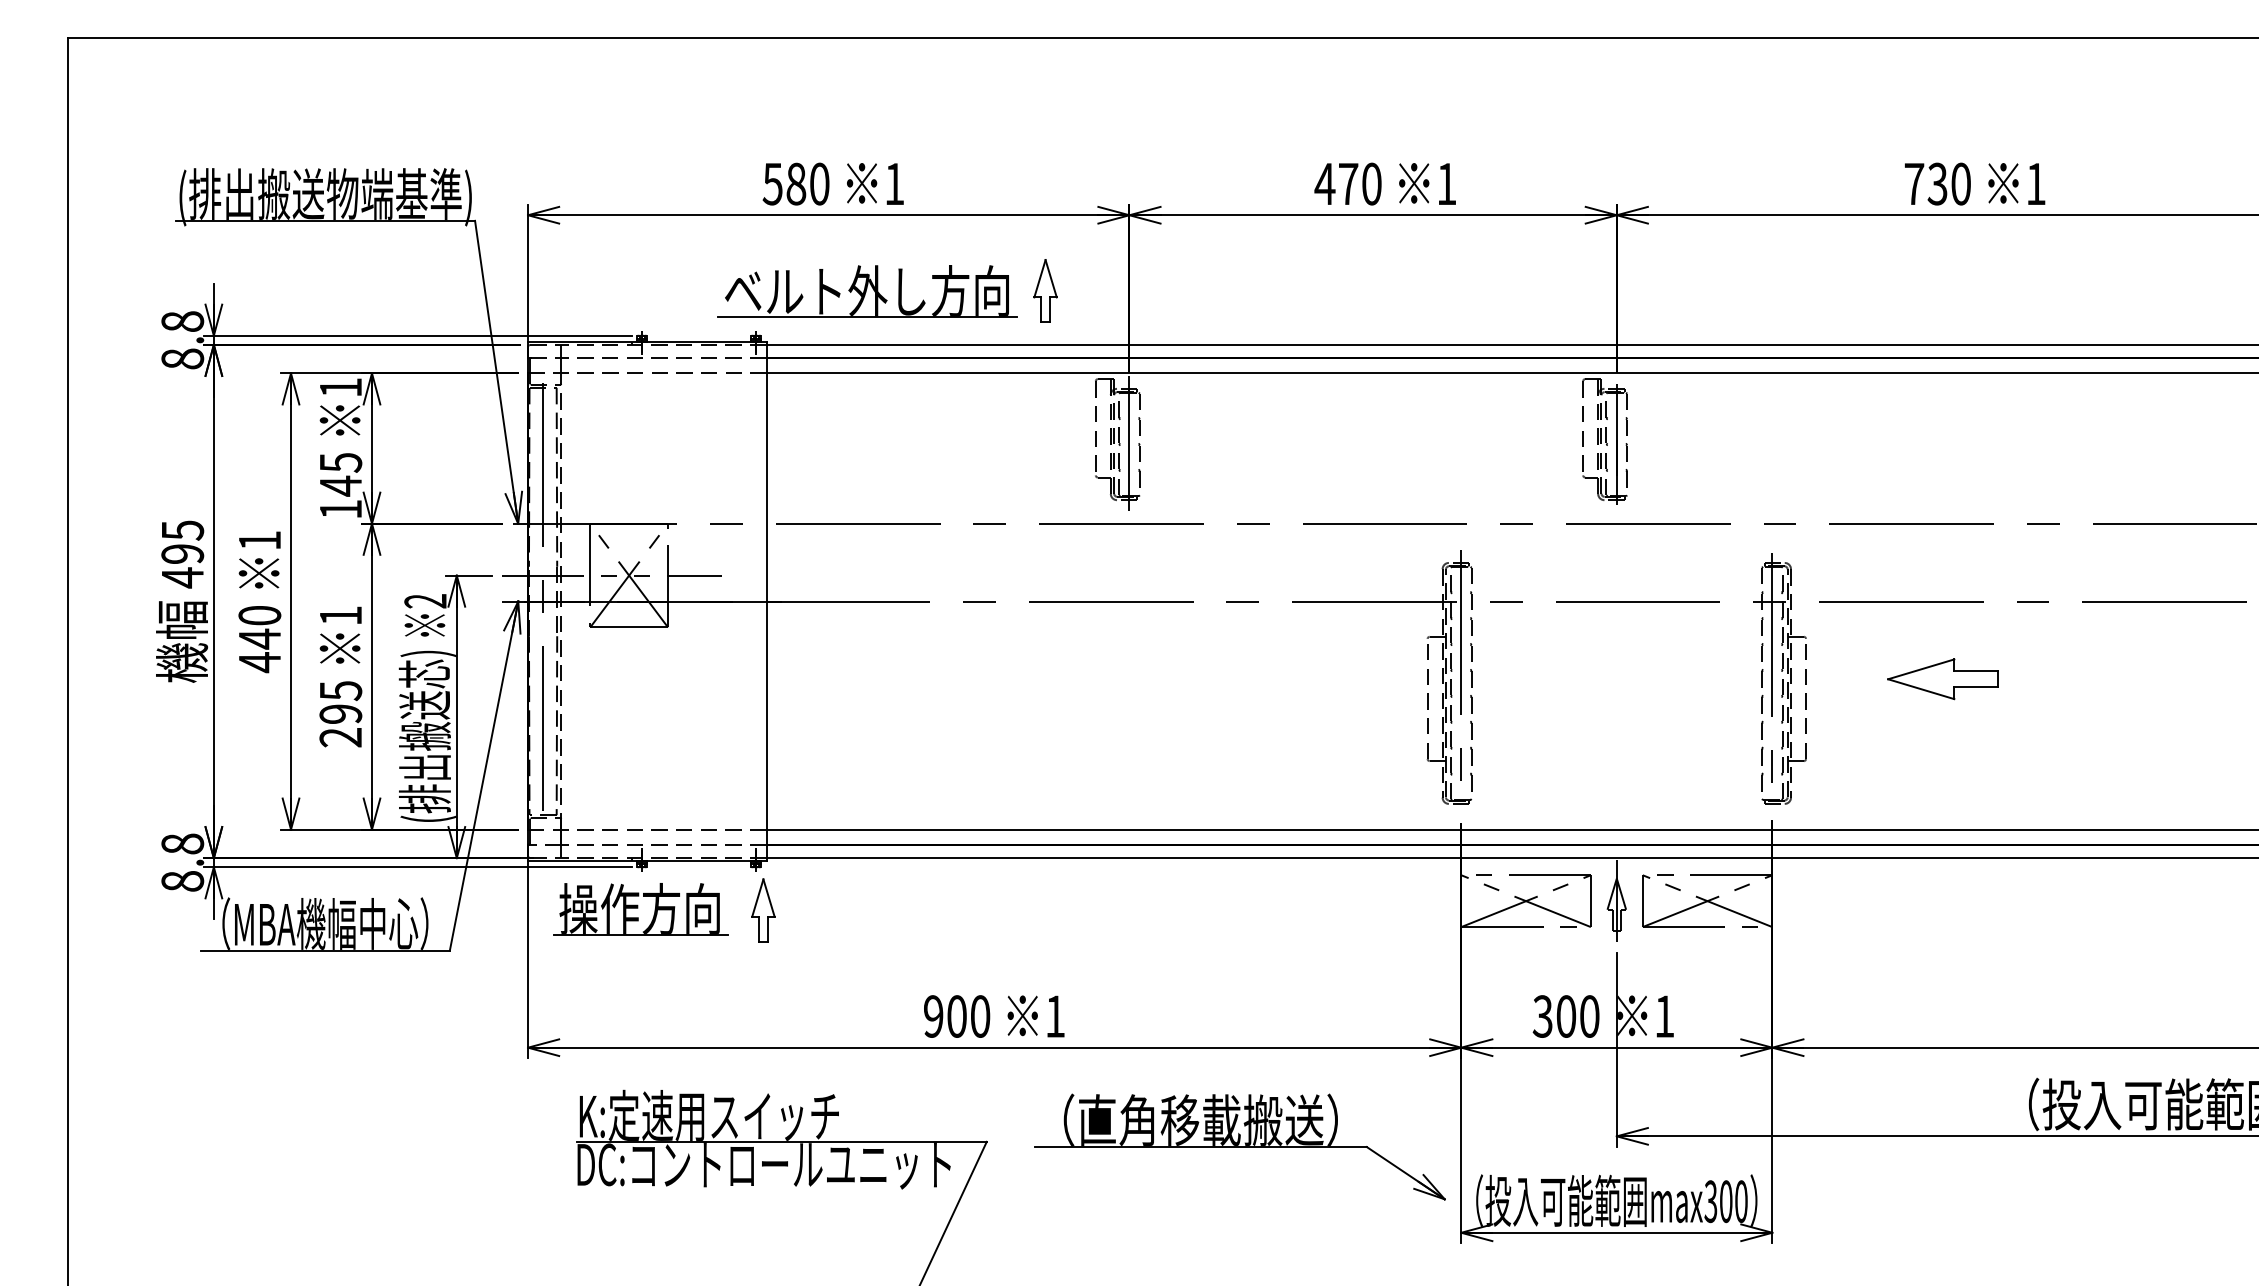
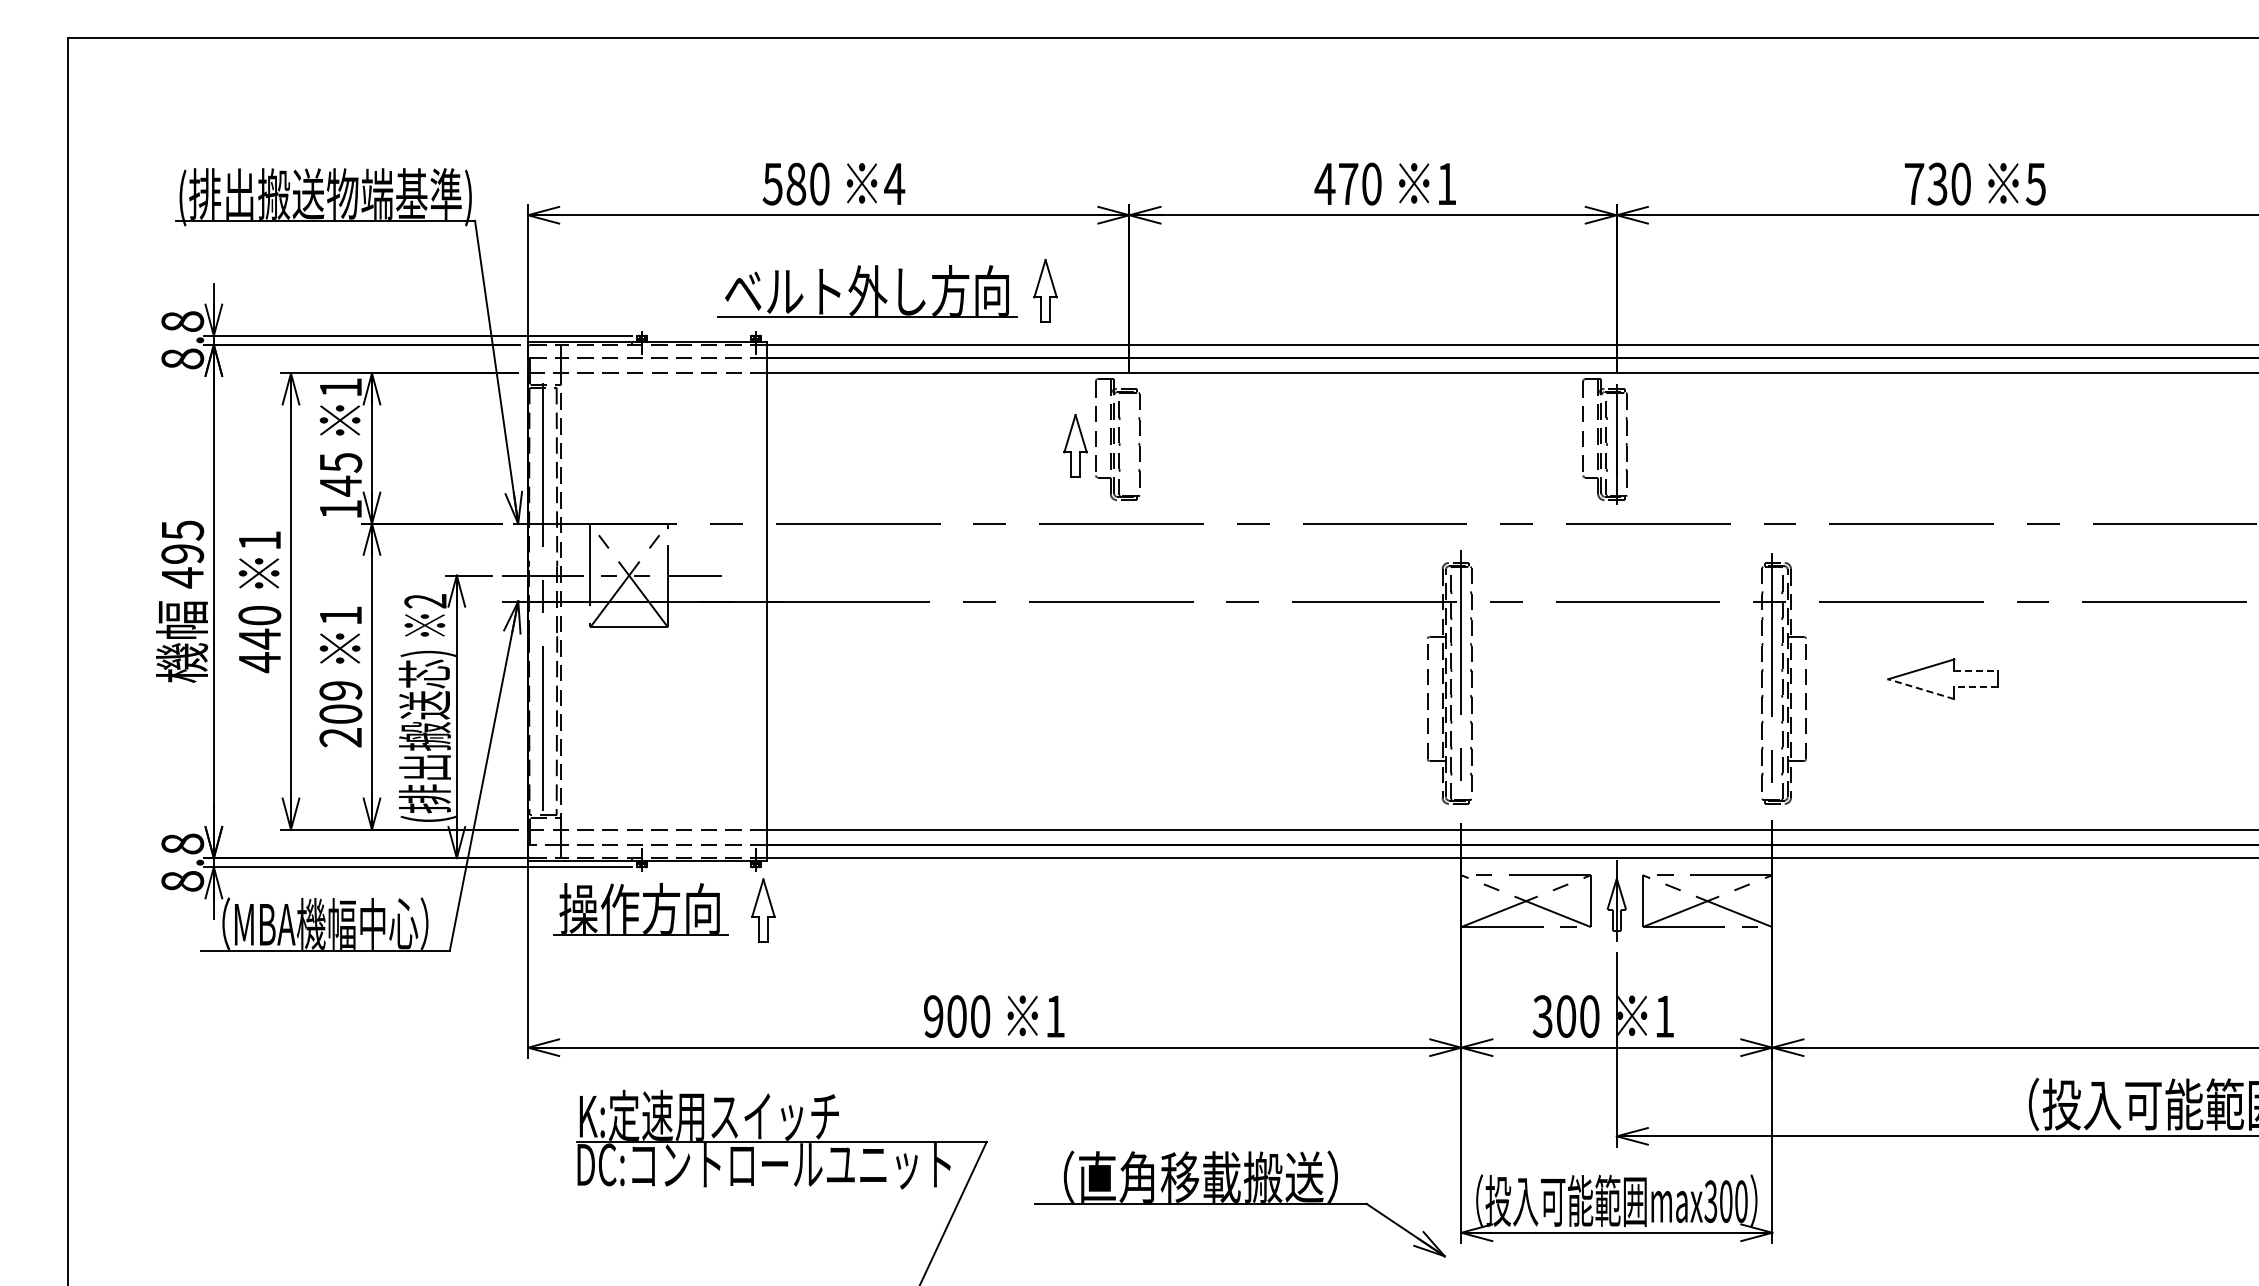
text: 1 -> 4 (894, 183)
text: 1 -> 5 (2035, 184)
line: present -> none (1129, 443)
part: none -> present (1075, 445)
line: solid -> dashed (1976, 671)
line: solid -> dashed (1975, 687)
line: solid -> dashed (1921, 689)
text: 295 -> 209 (340, 702)
part position: (1239, 1146) -> (1239, 1203) (1239, 1203)
